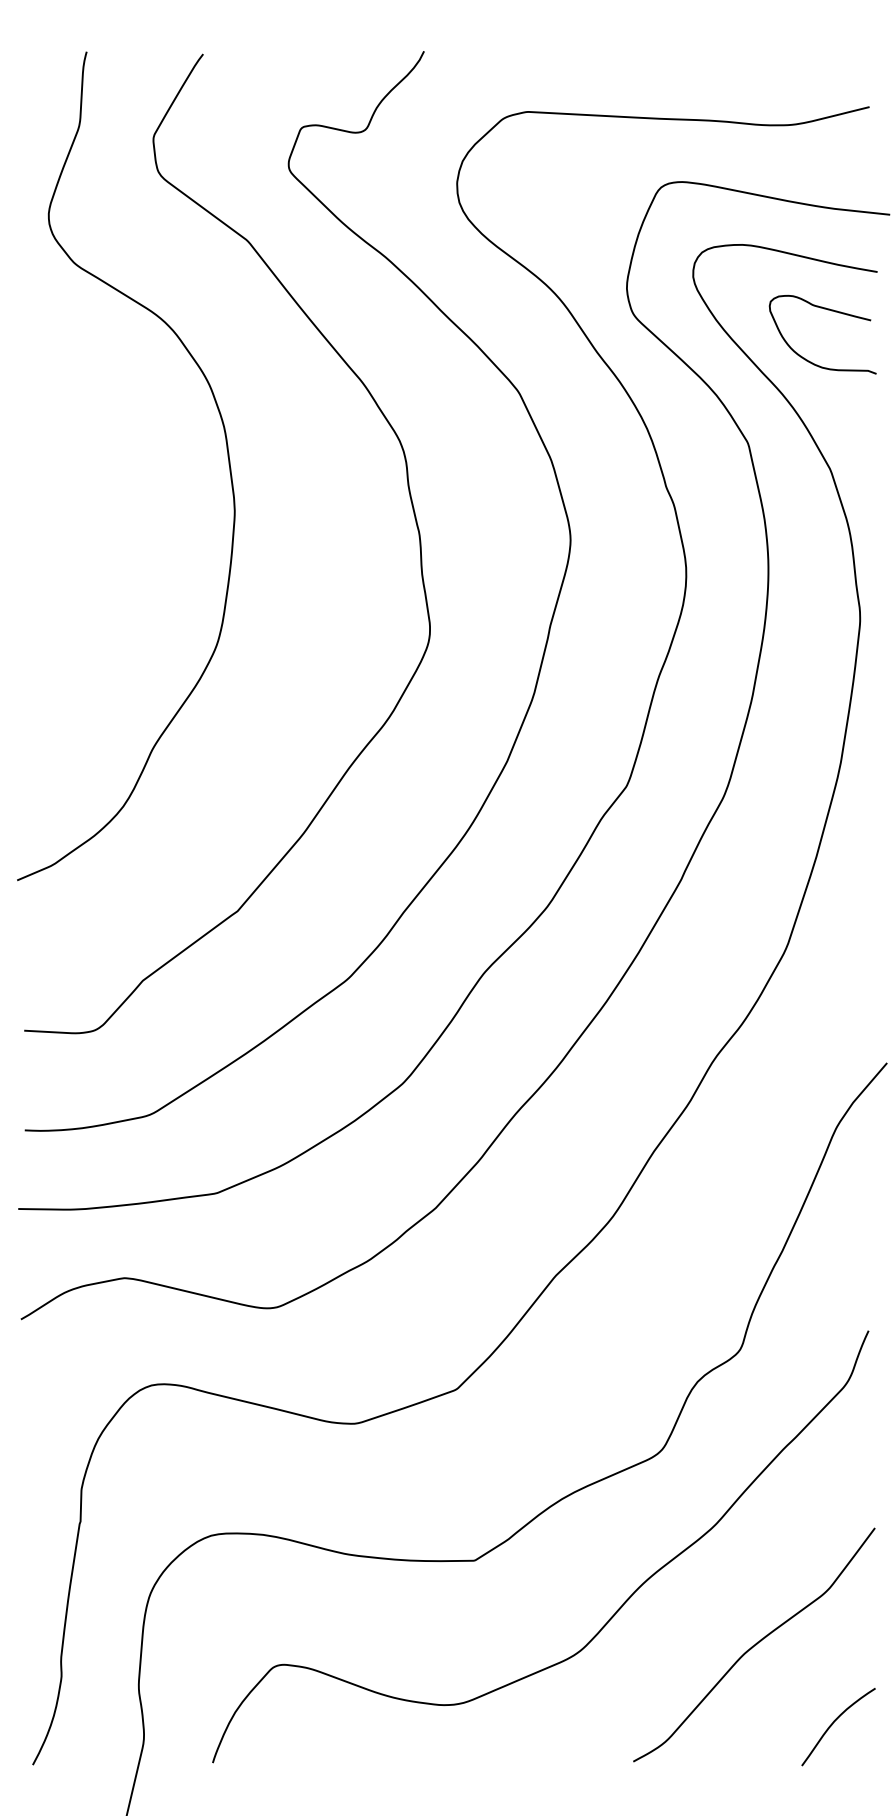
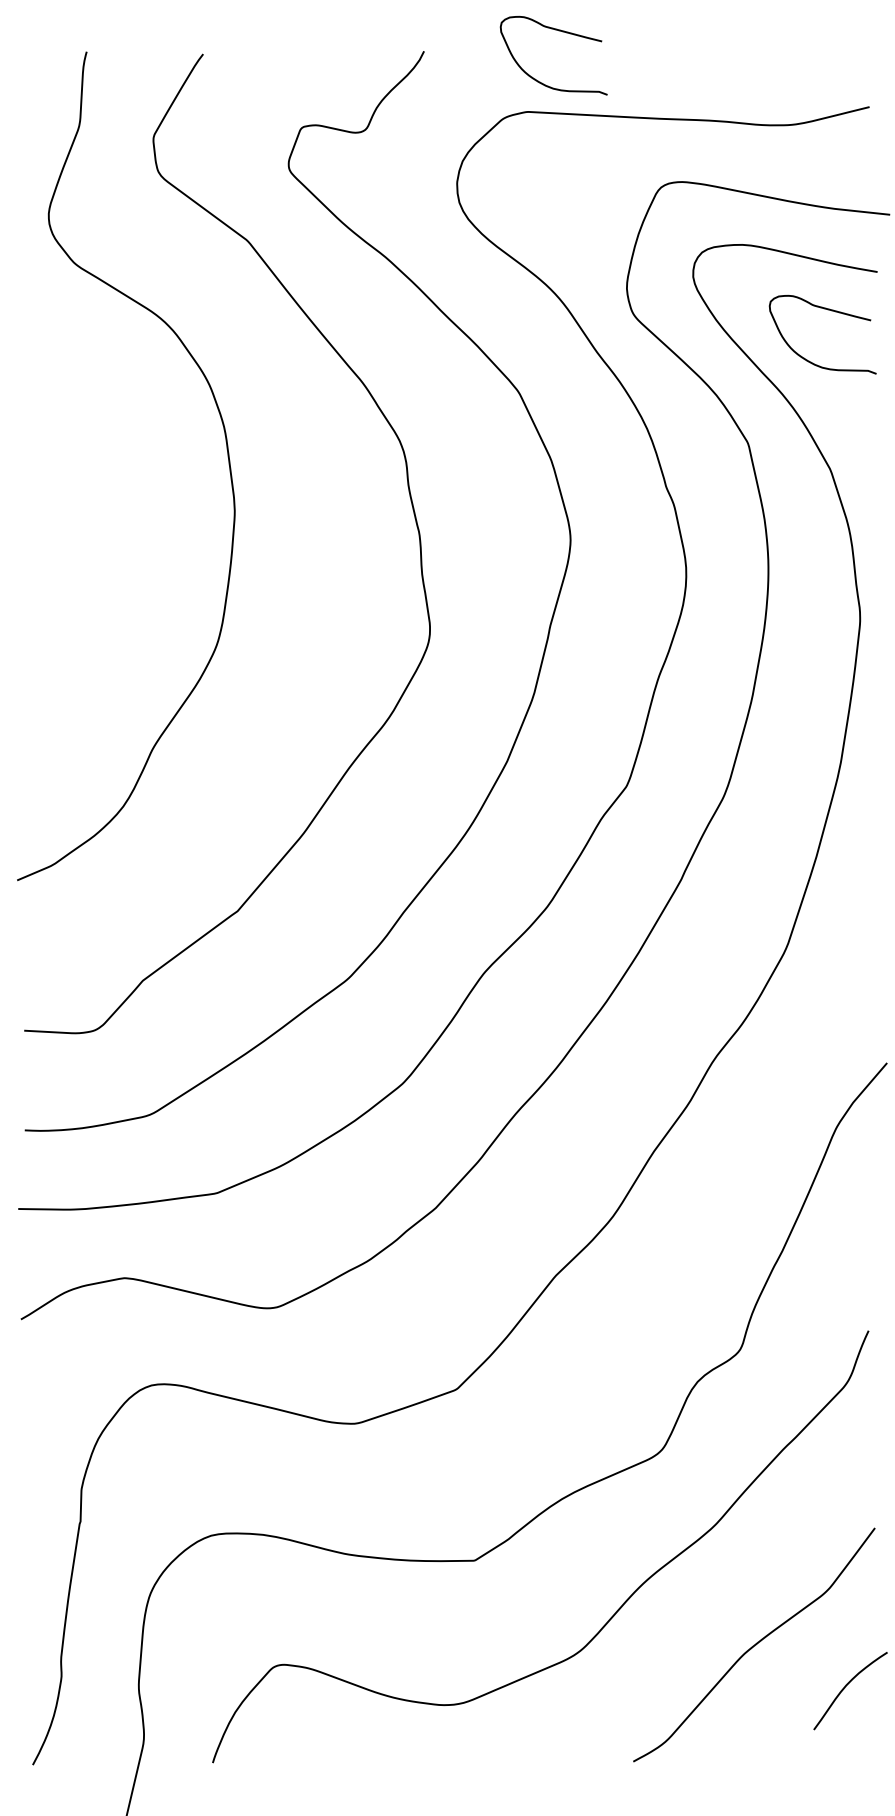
curve: none -> present (558, 31)
curve position: (832, 1725) -> (844, 1689) (844, 1689)
